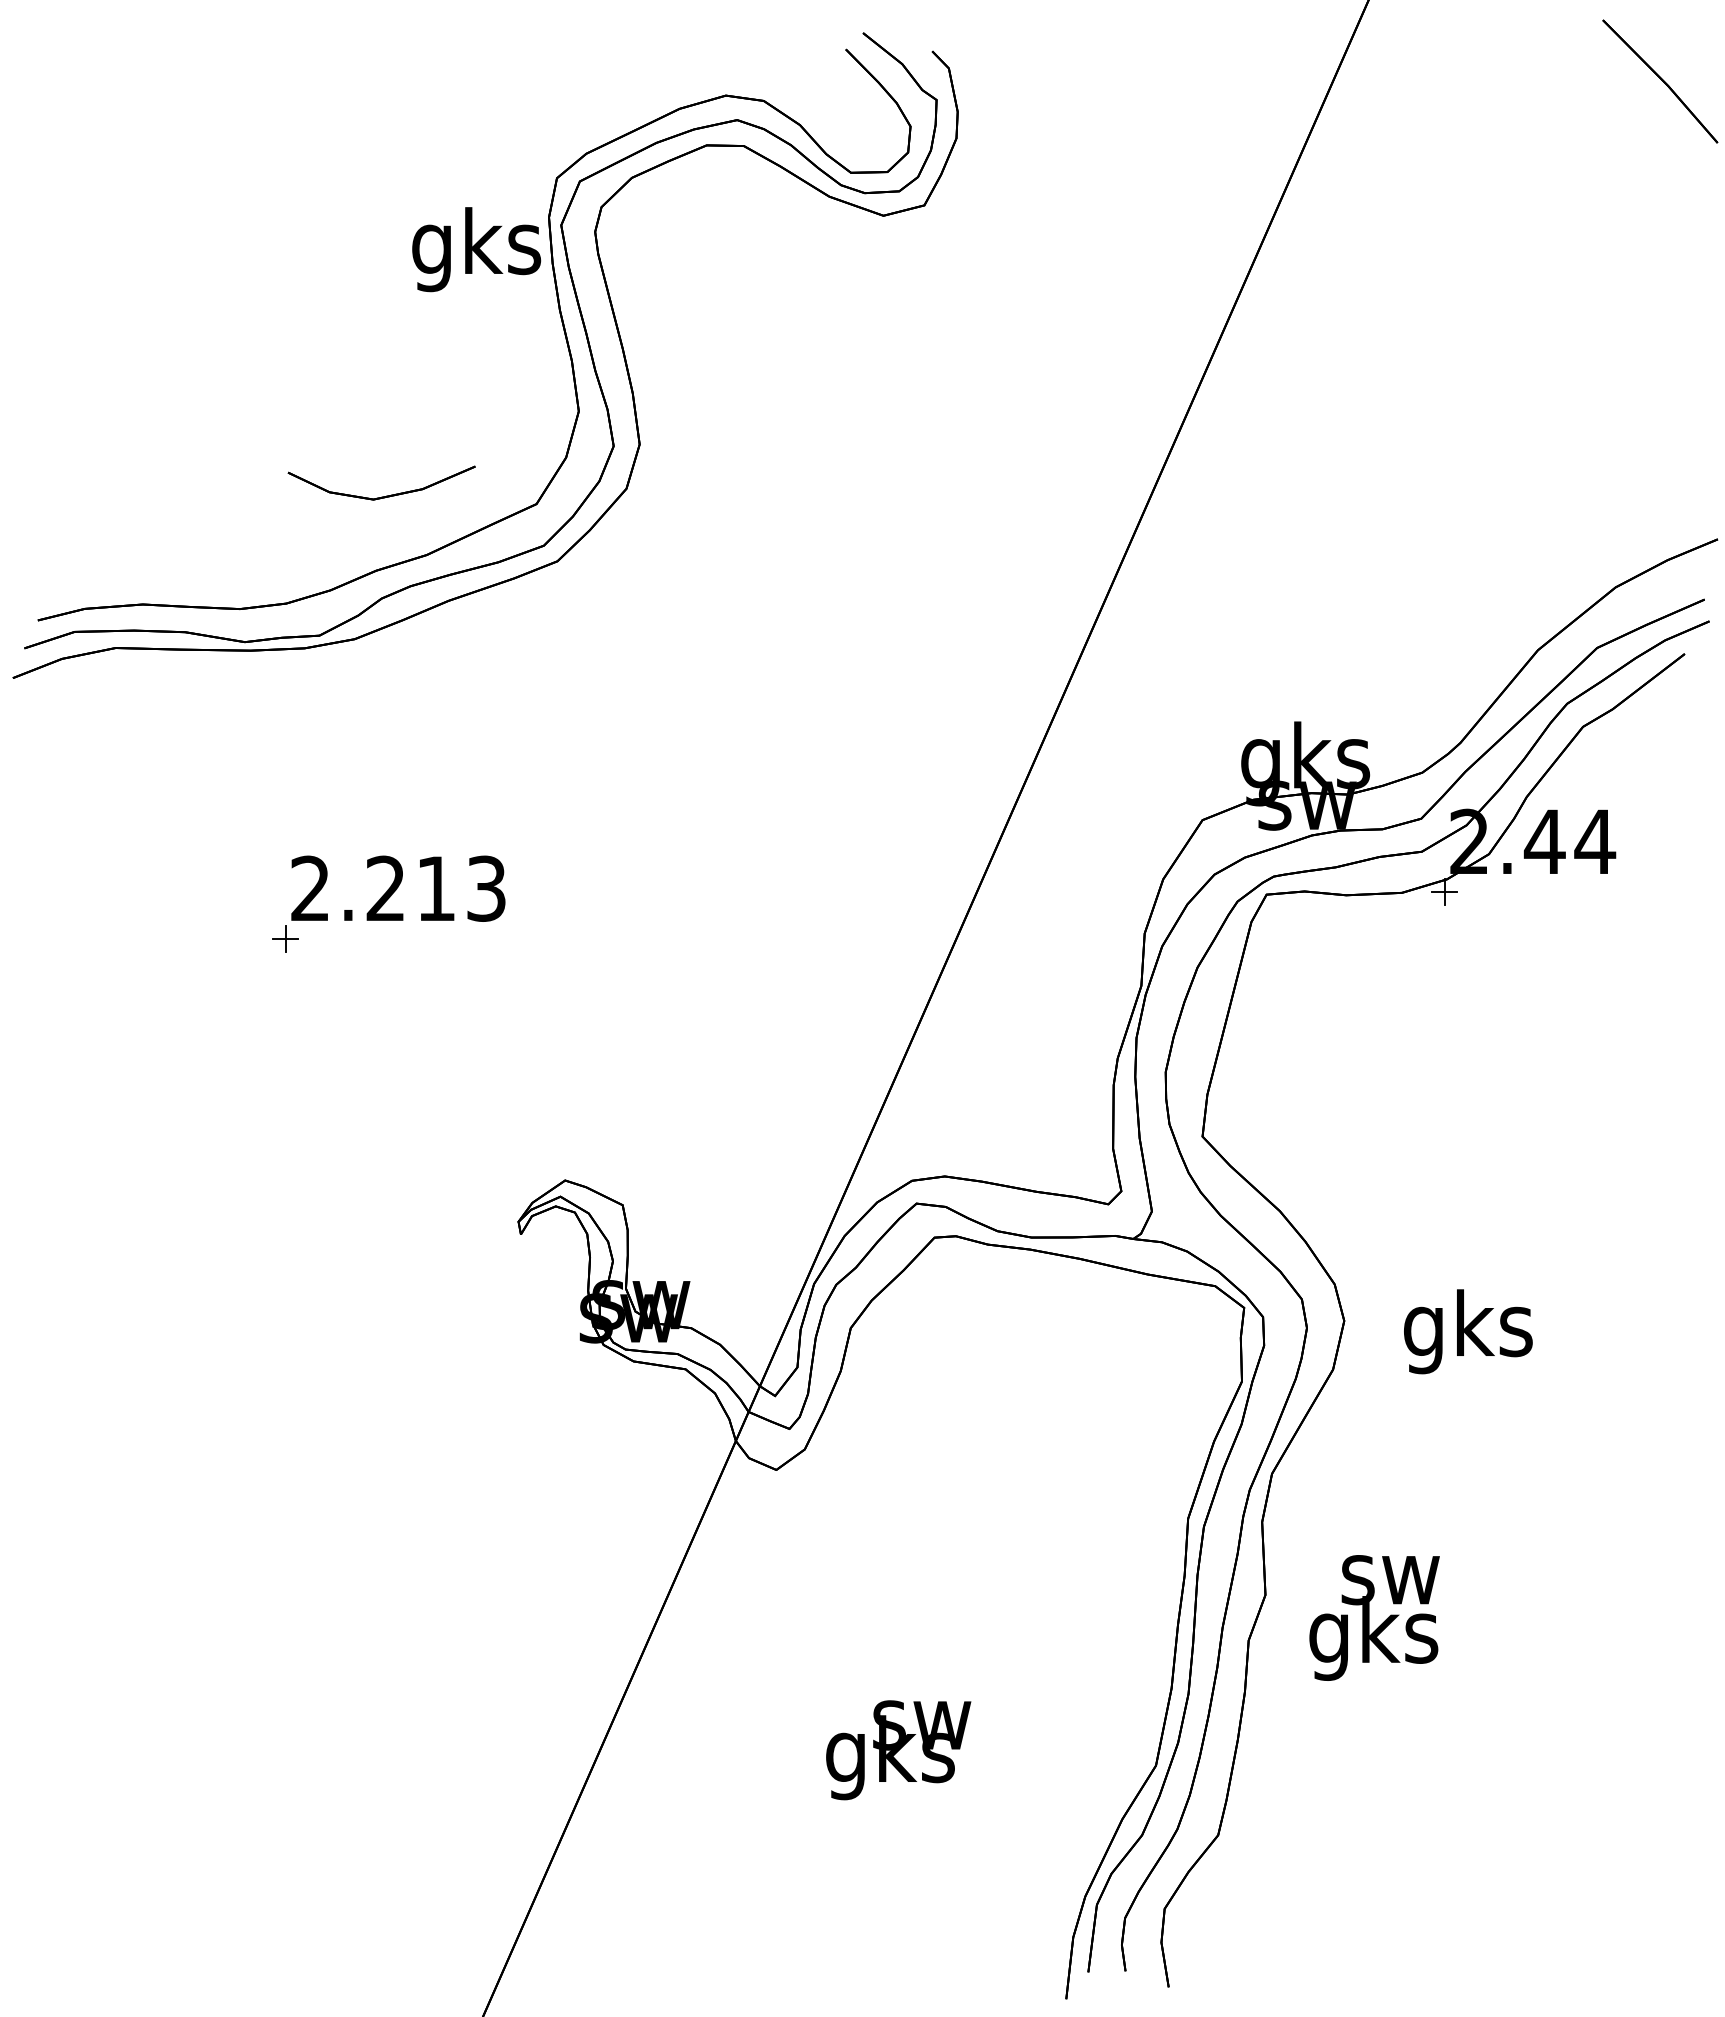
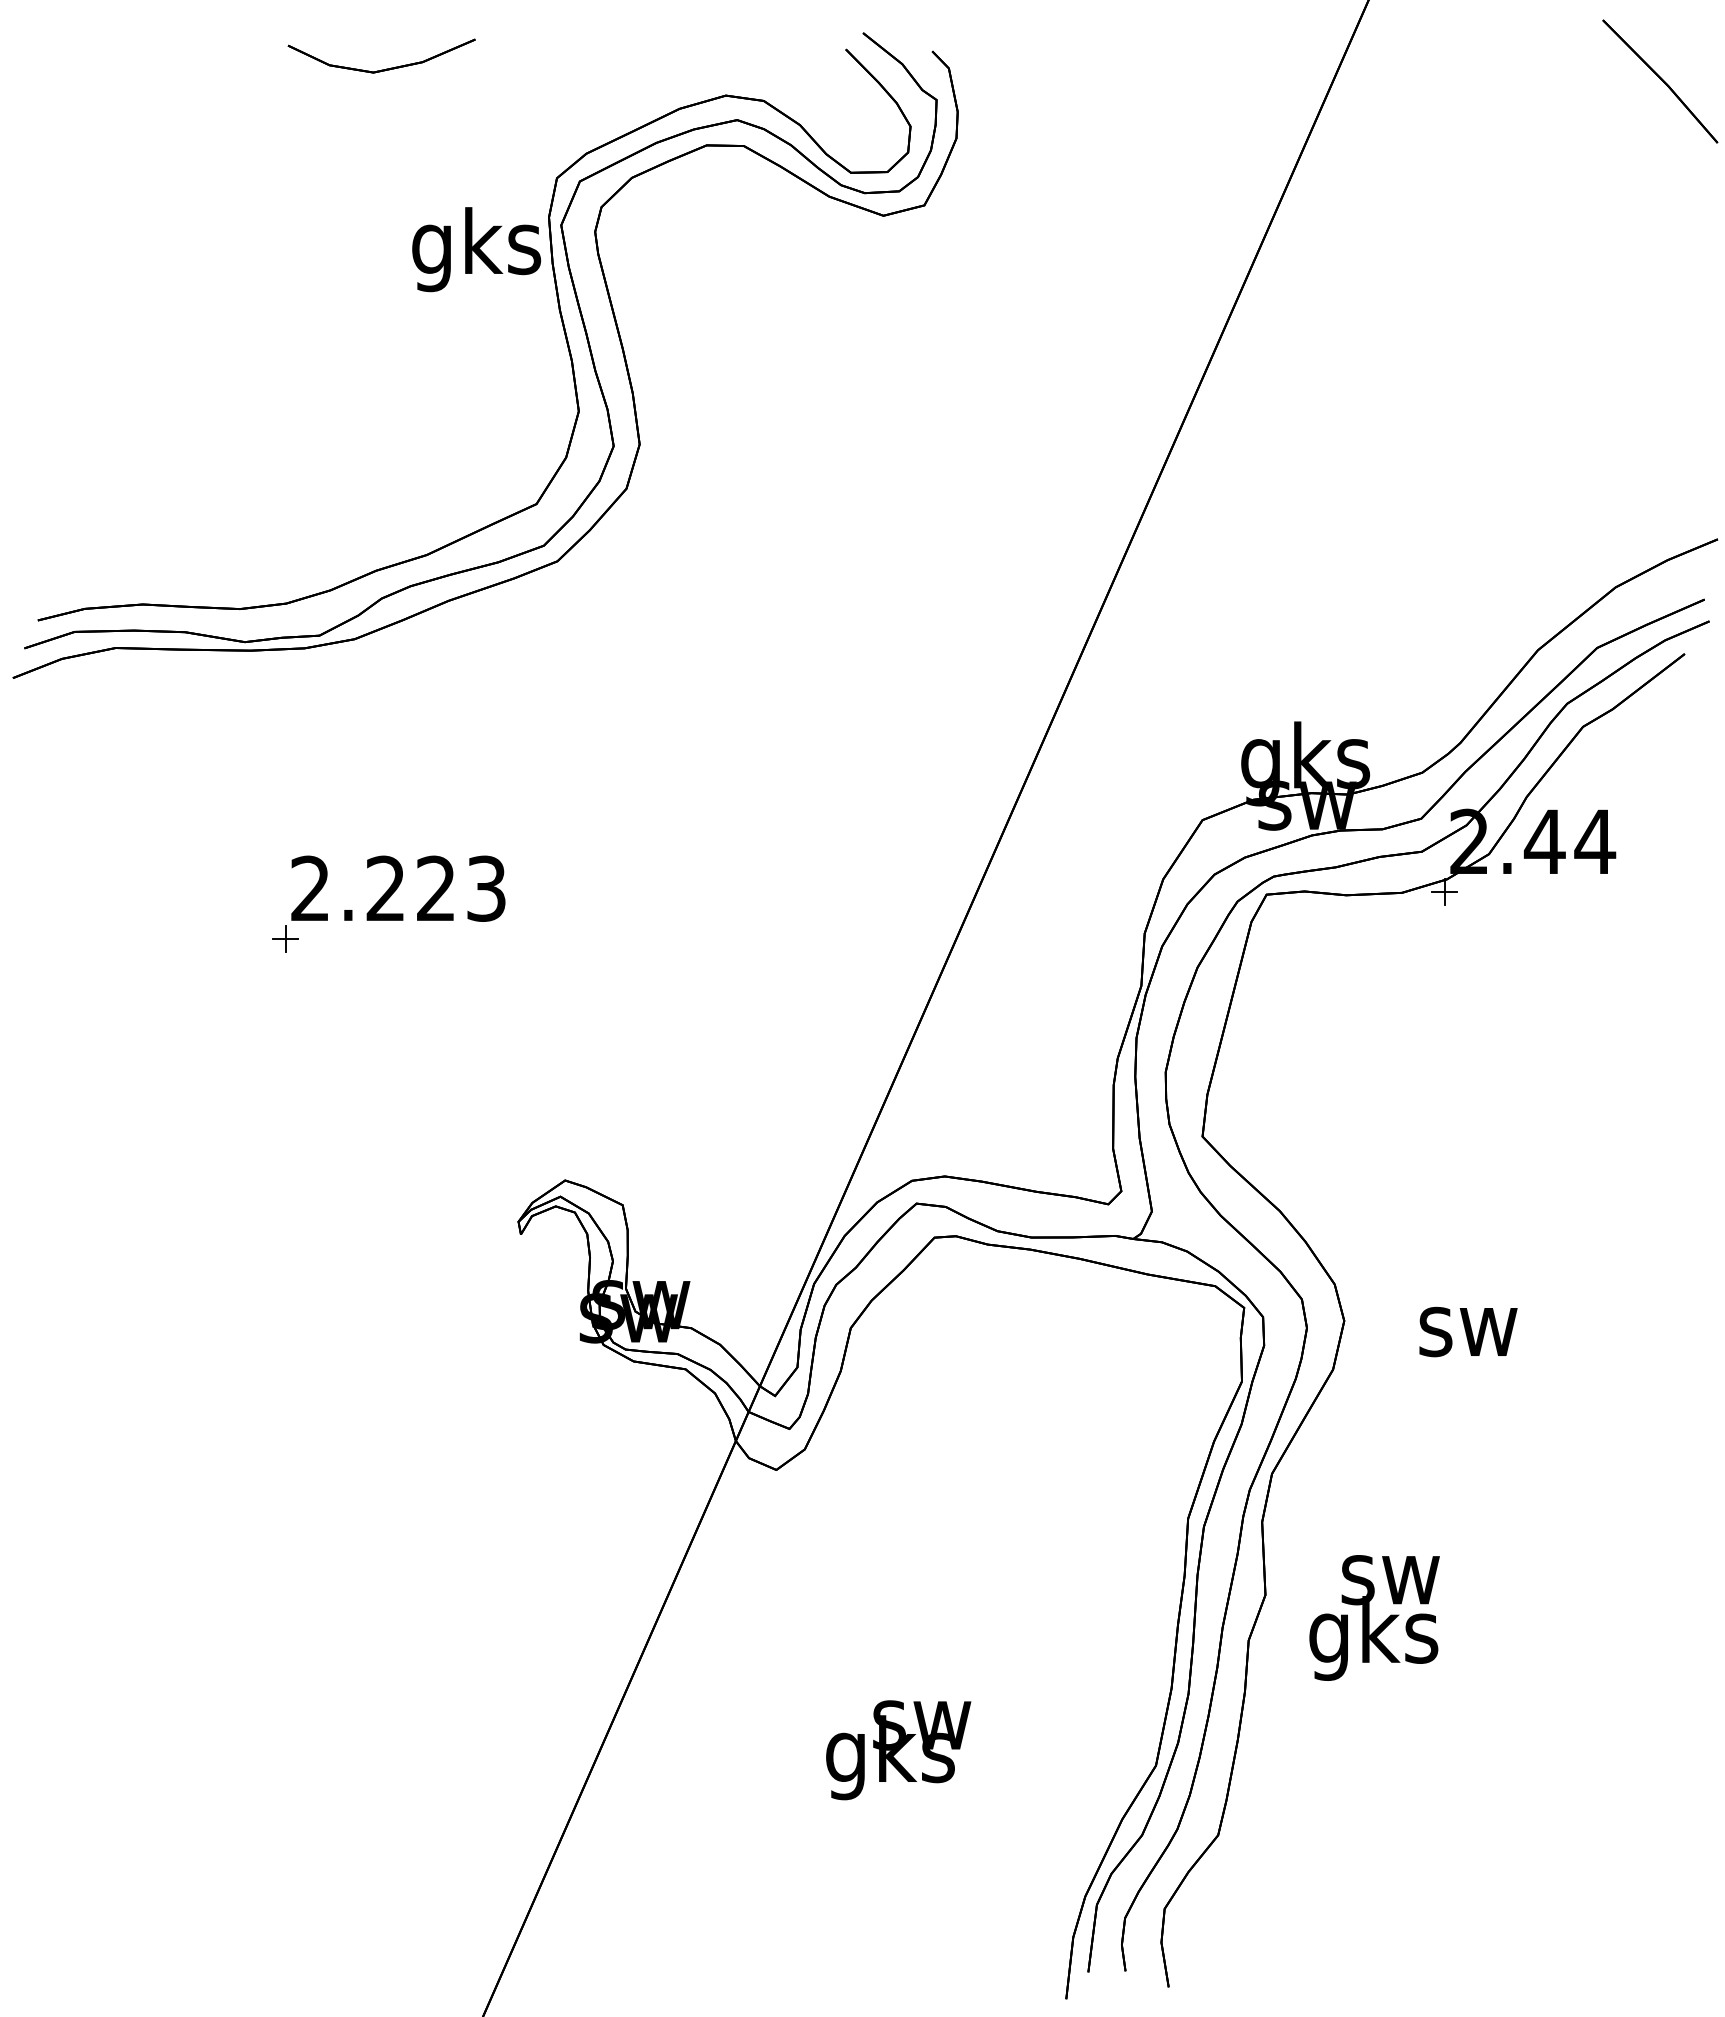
part position: (386, 495) -> (386, 68) (386, 68)
text: 2.213 -> 2.223 (435, 887)
text: gks -> sw (1468, 1331)
